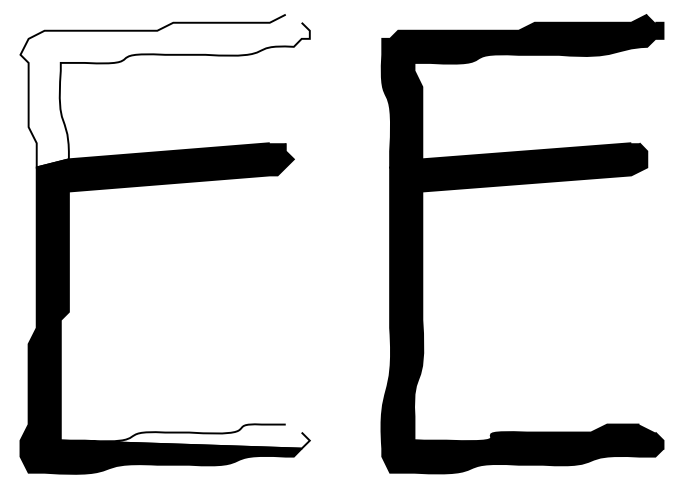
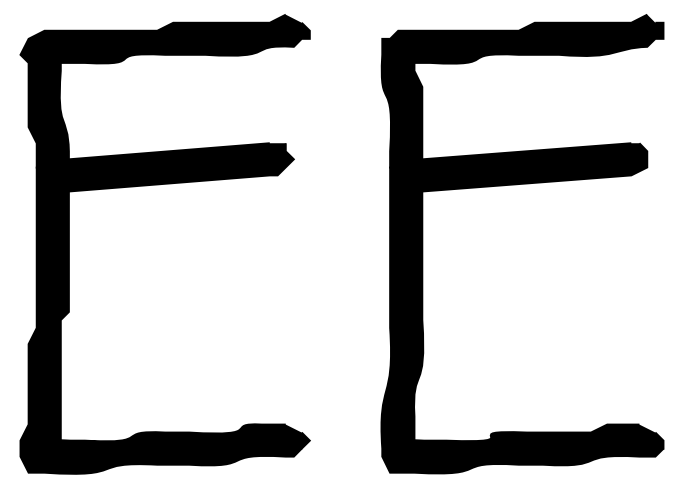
fill: none -> present (164, 90)
fill: none -> present (184, 436)
